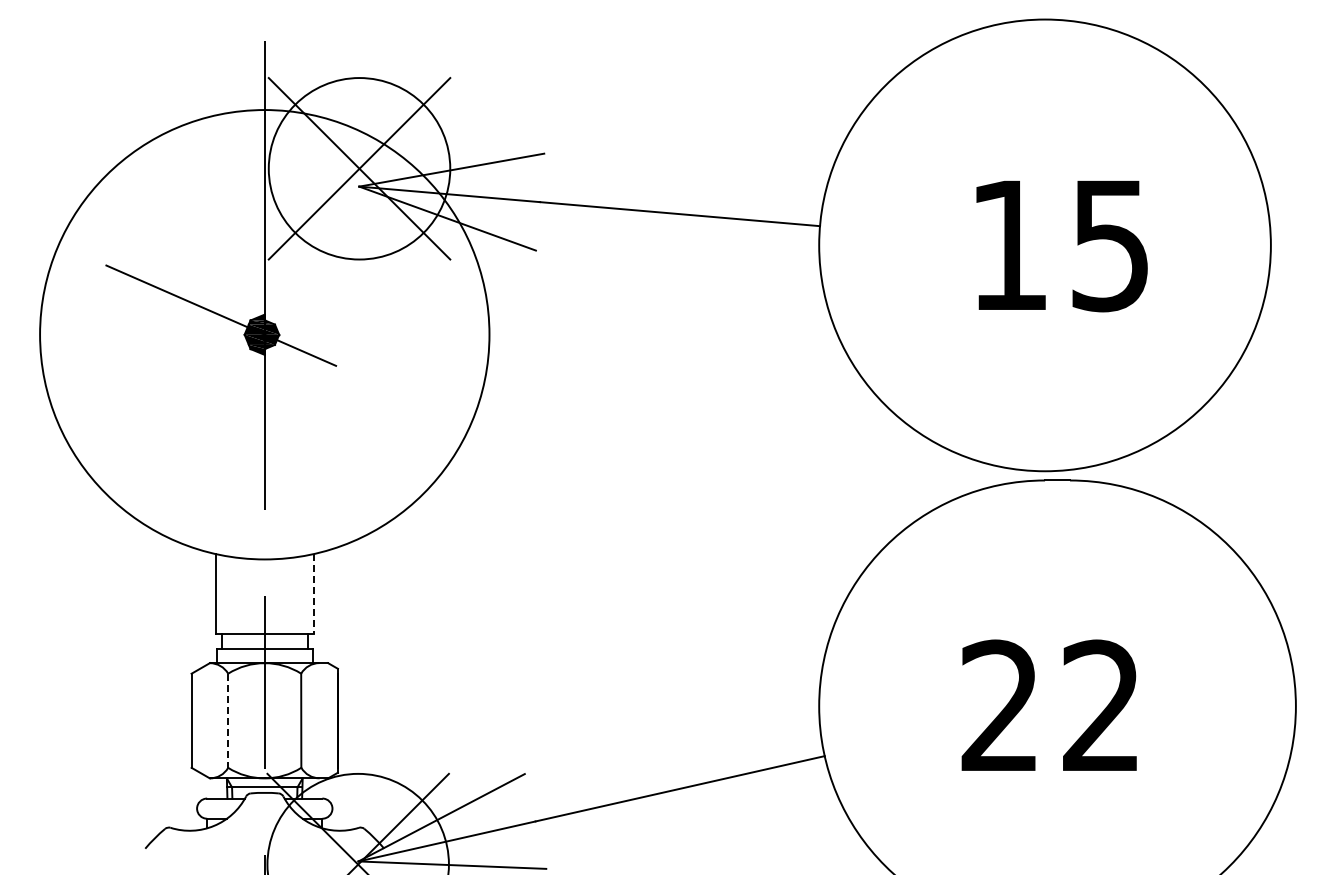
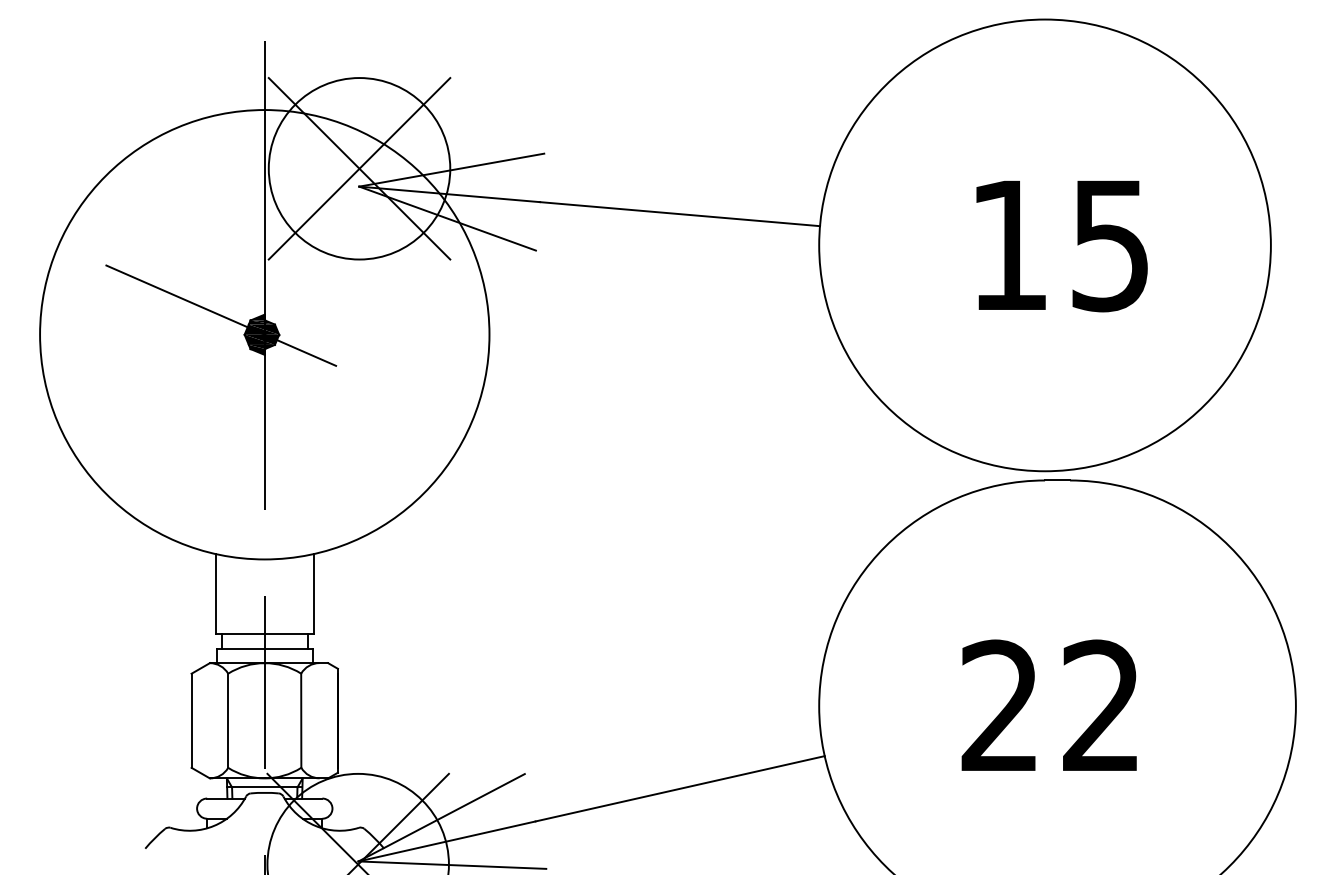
line: dashed -> solid (313, 594)
line: dashed -> solid (228, 721)
